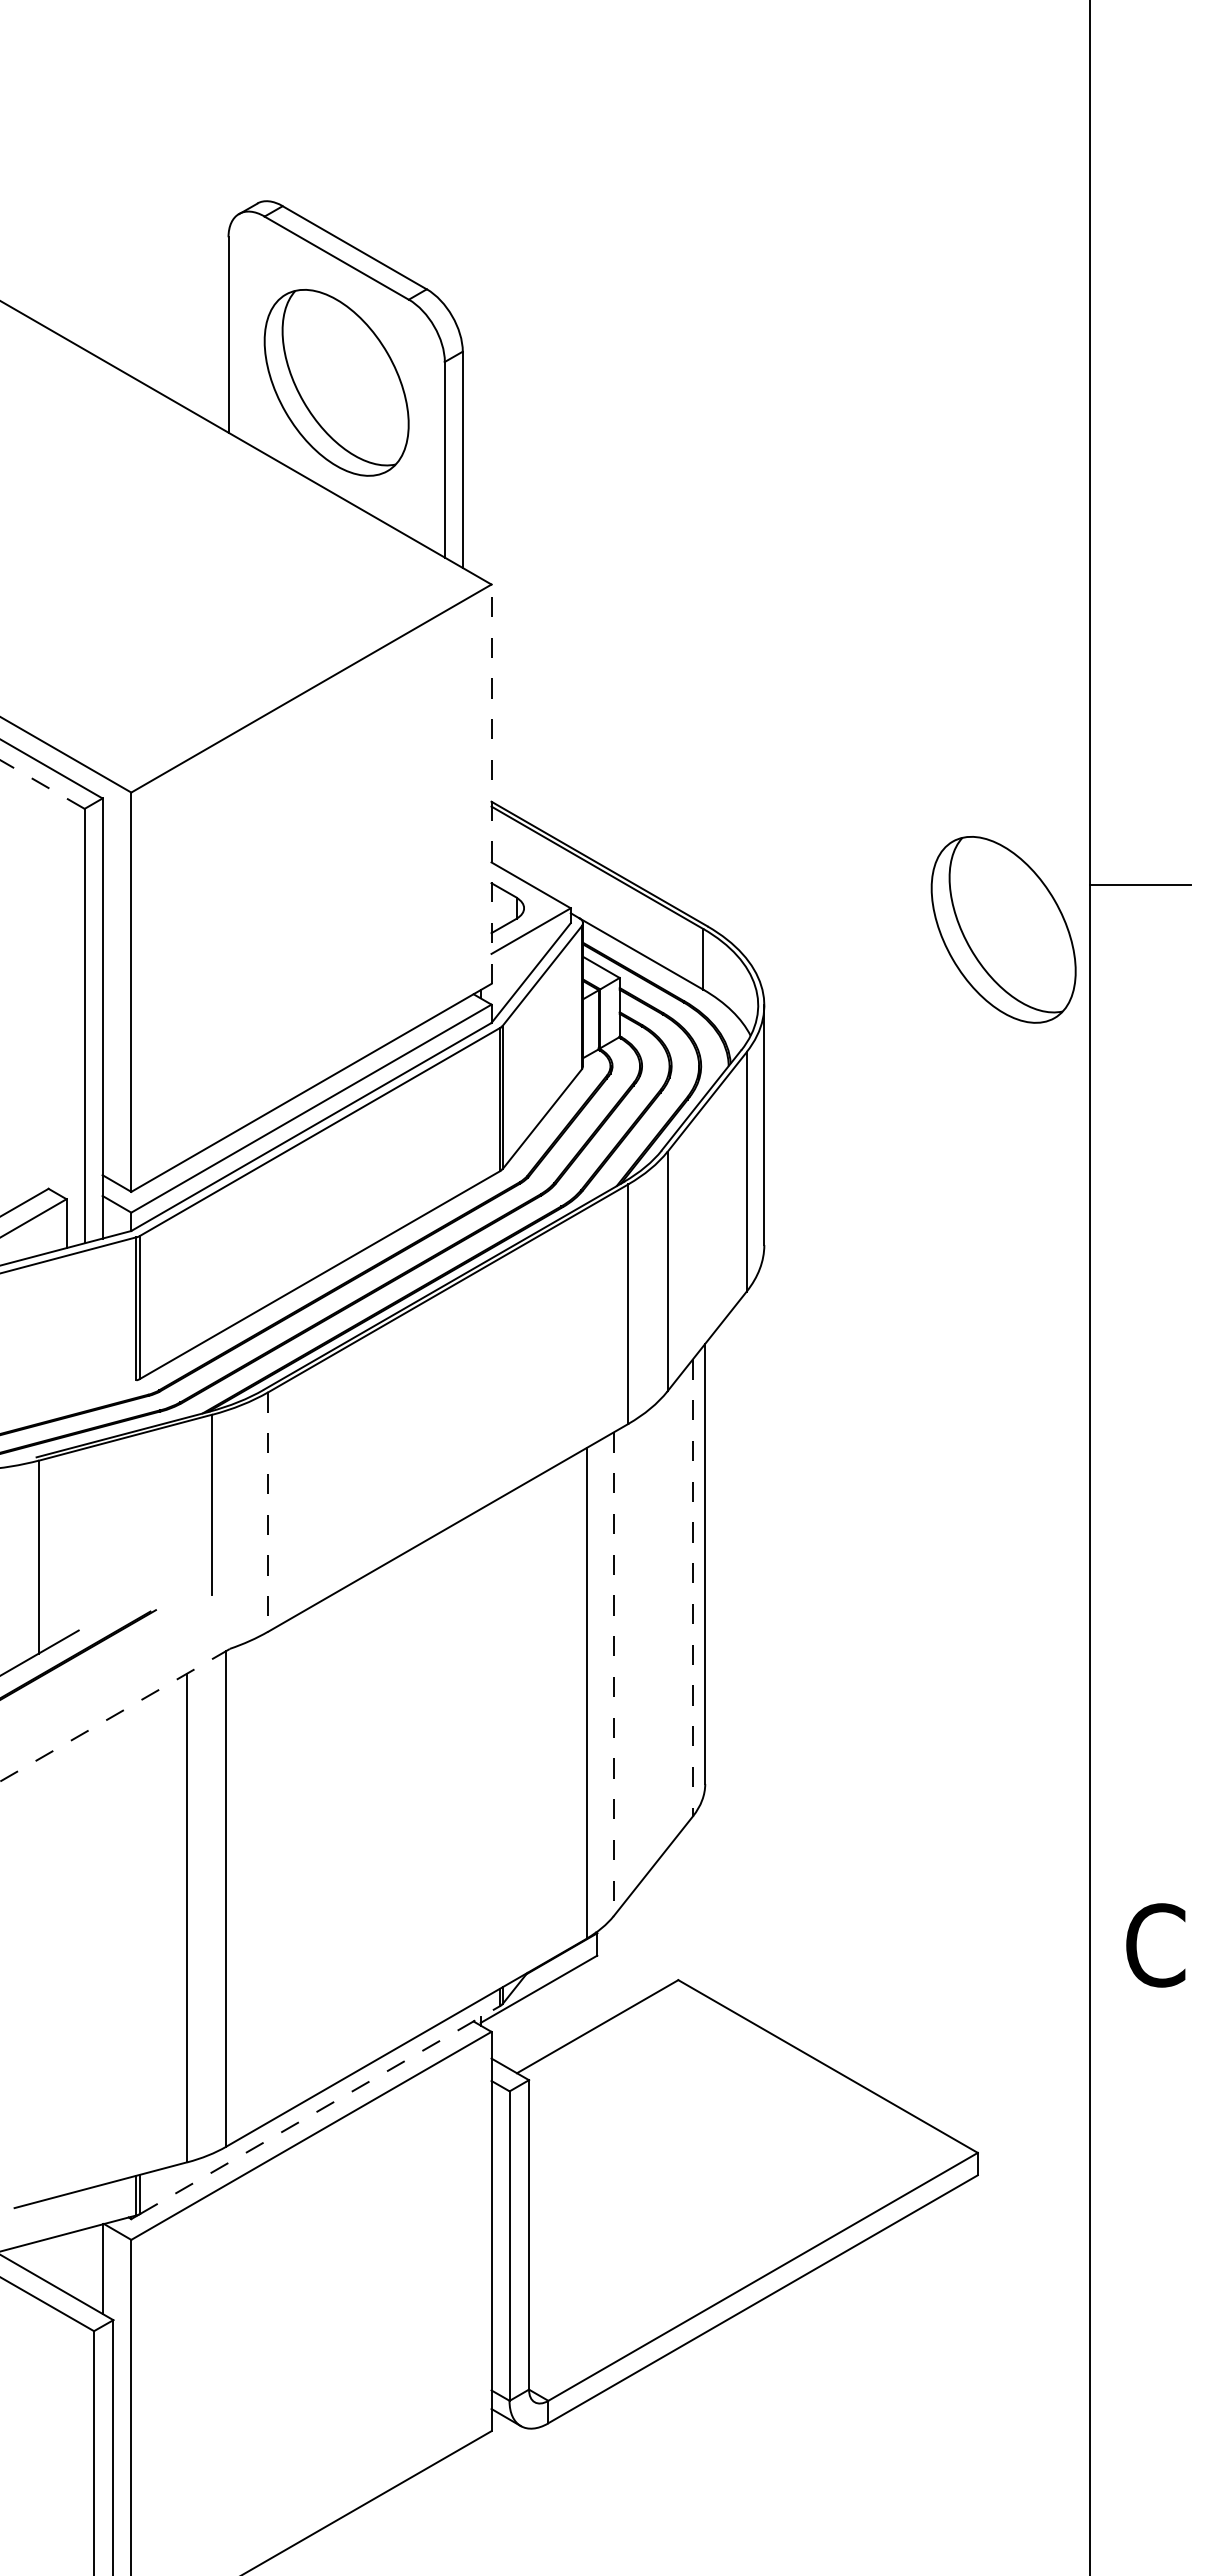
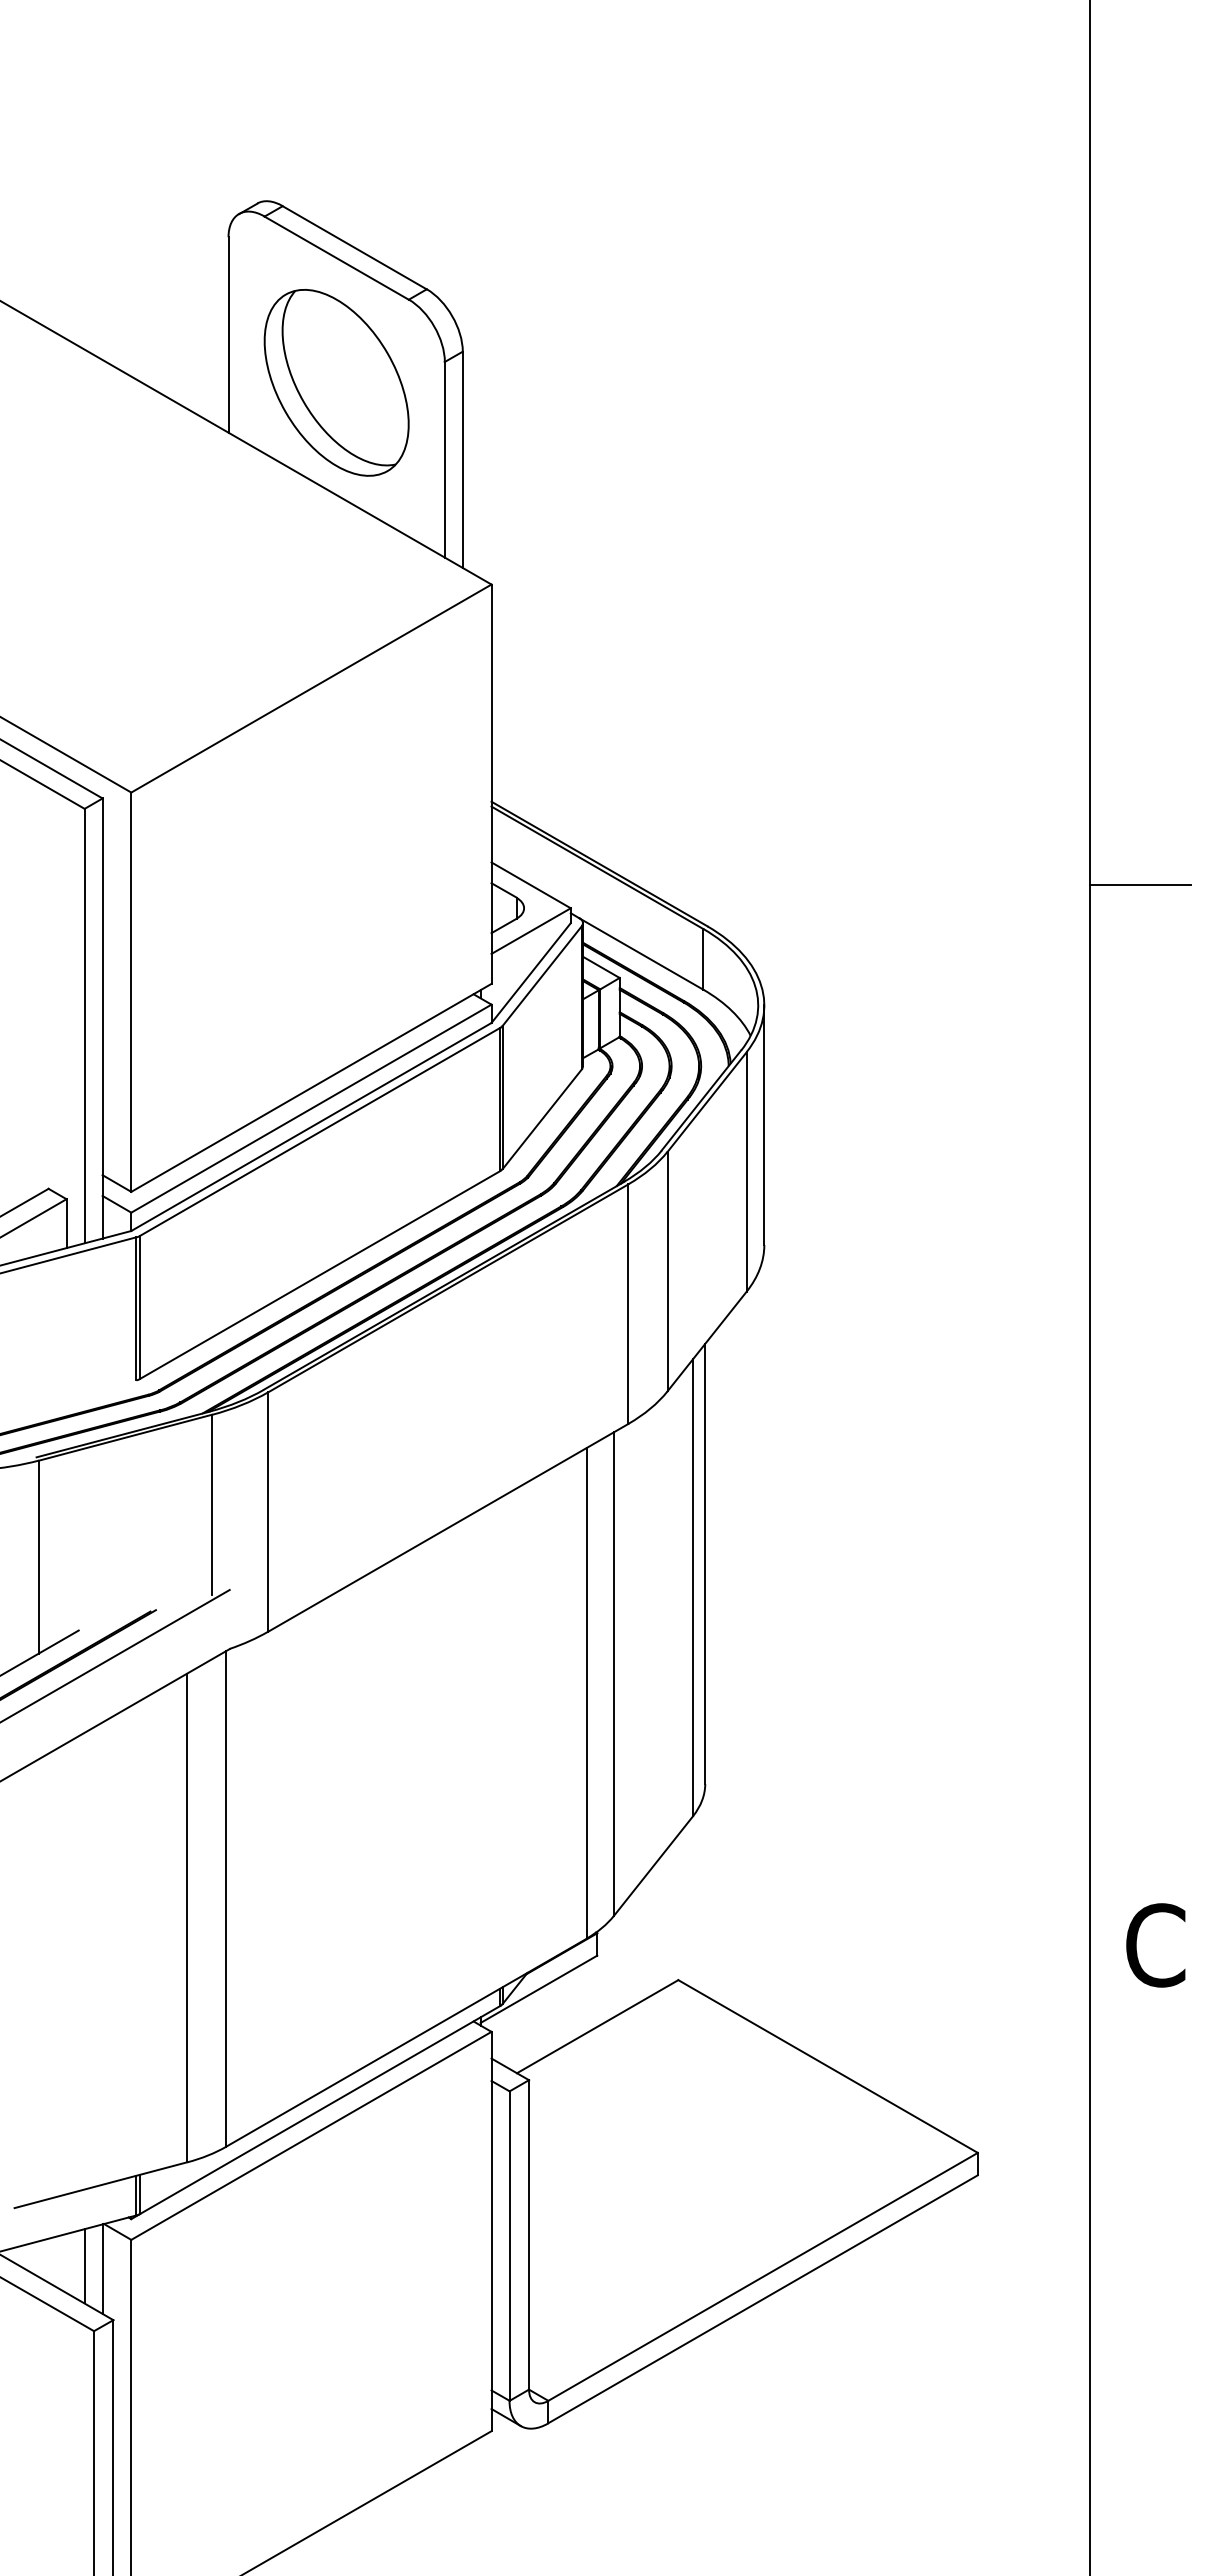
line: dashed -> solid (42, 784)
line: dashed -> solid (491, 784)
part: present -> none (1003, 929)
line: dashed -> solid (268, 1512)
line: dashed -> solid (693, 1588)
line: none -> present (115, 1655)
line: dashed -> solid (613, 1674)
line: dashed -> solid (114, 1715)
line: dashed -> solid (320, 2110)
line: none -> present (84, 2266)
